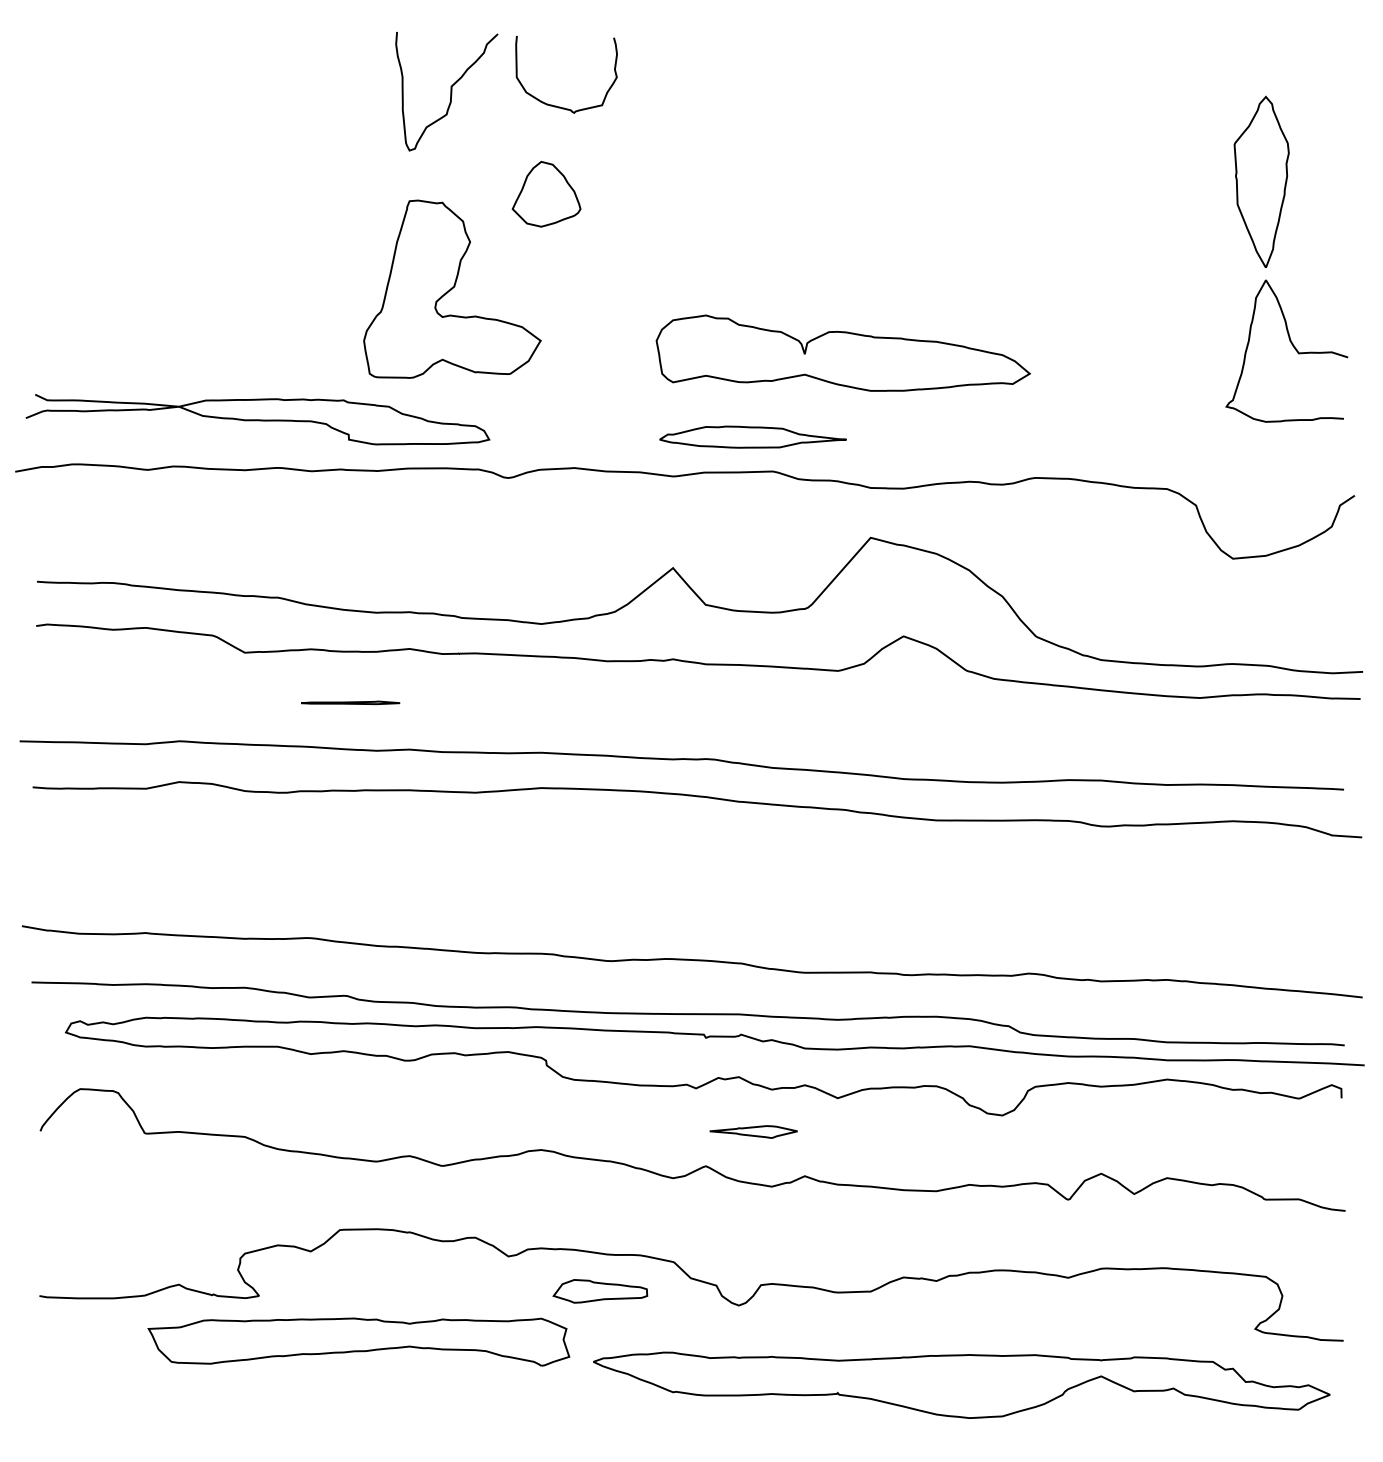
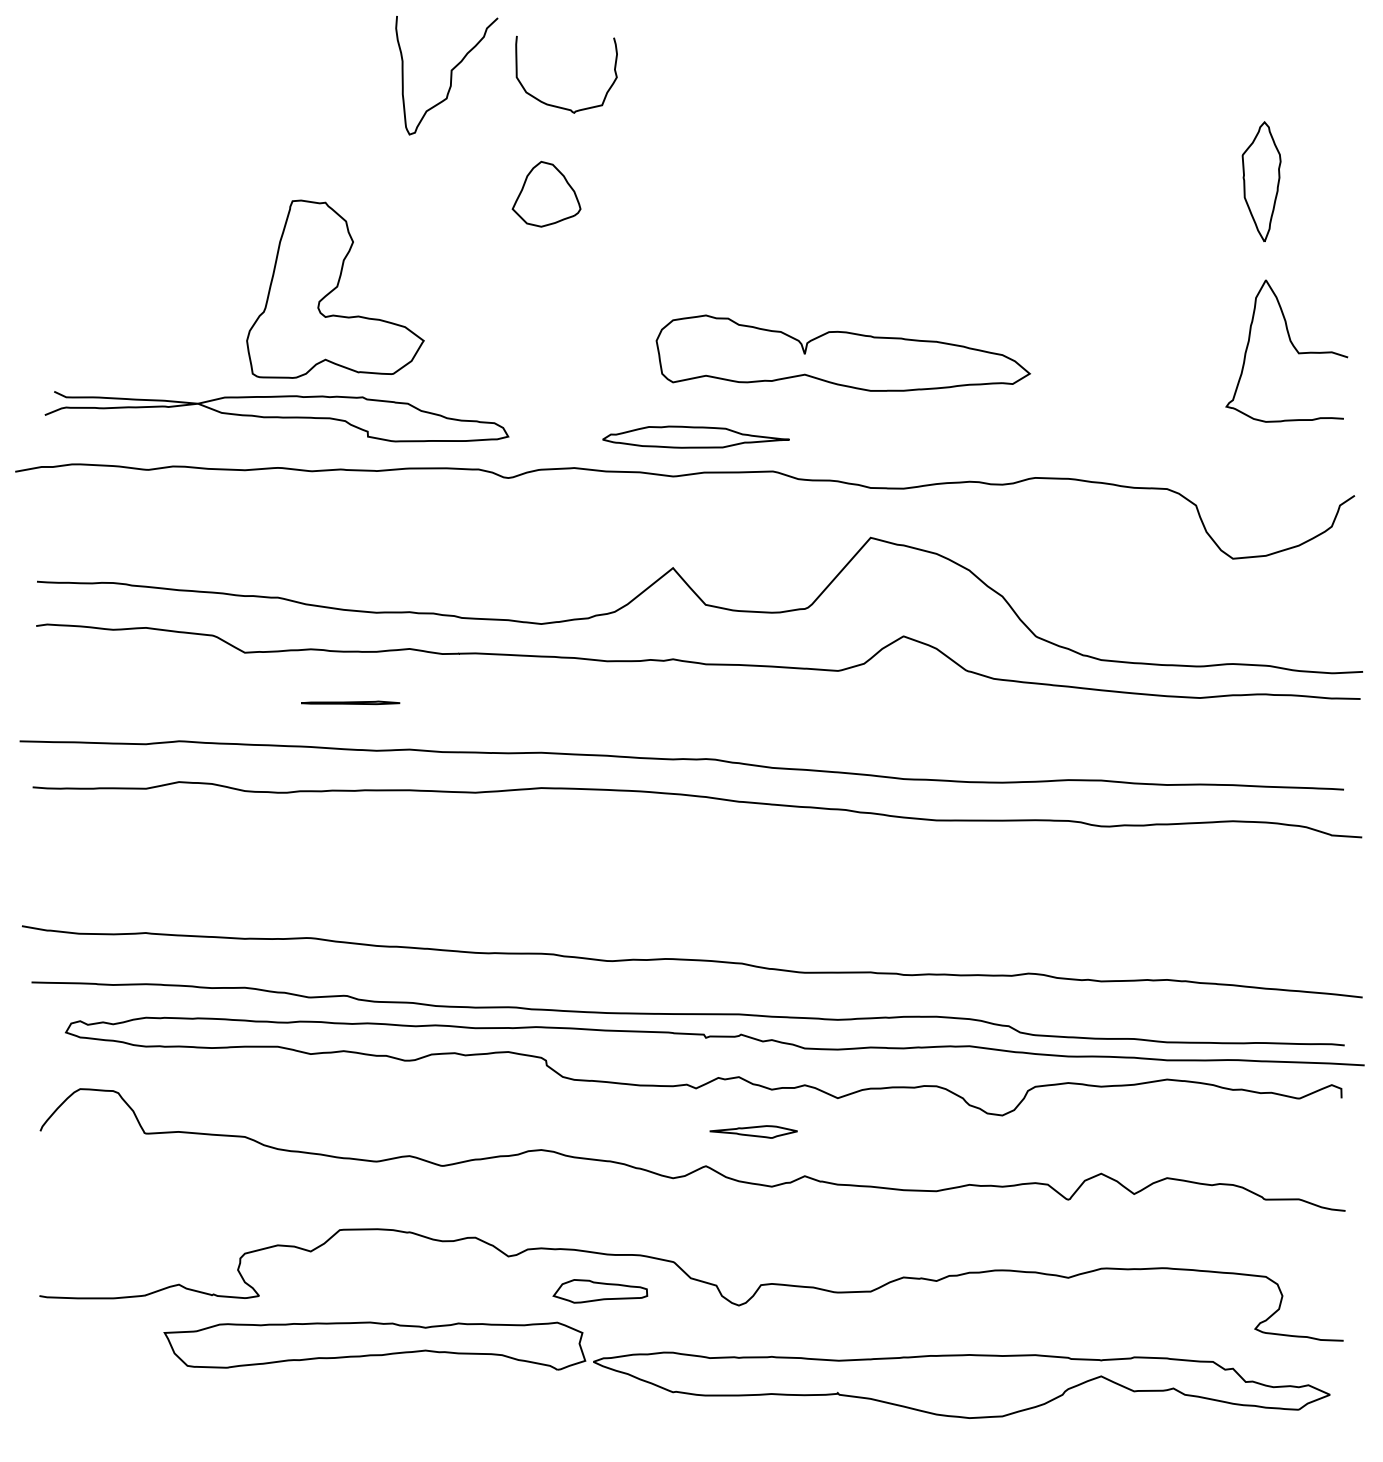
curve position: (450, 91) -> (450, 75) (450, 75)
part size: 57x173 px -> 41x121 px (1261, 181)
part position: (452, 288) -> (335, 288) (335, 288)
part position: (257, 419) -> (276, 416) (276, 416)
part position: (752, 436) -> (695, 436) (695, 436)
part position: (358, 1341) -> (374, 1345) (374, 1345)
